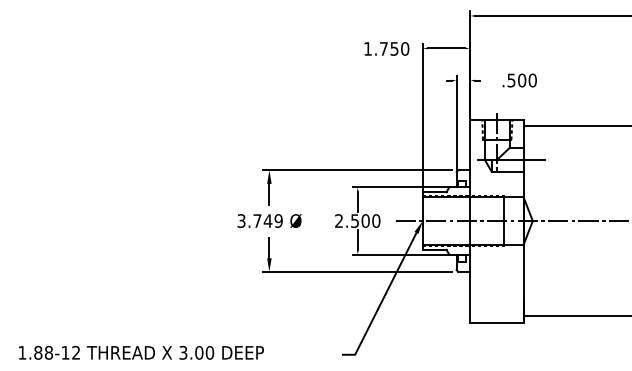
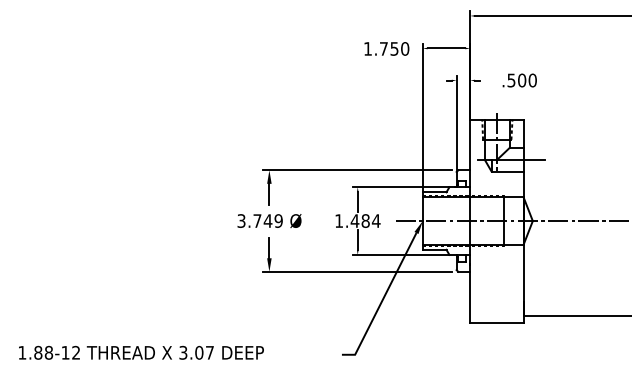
line: present -> none (576, 126)
text: 2.500 -> 1.484 (357, 220)
text: 3.00 -> 3.07 (209, 352)
